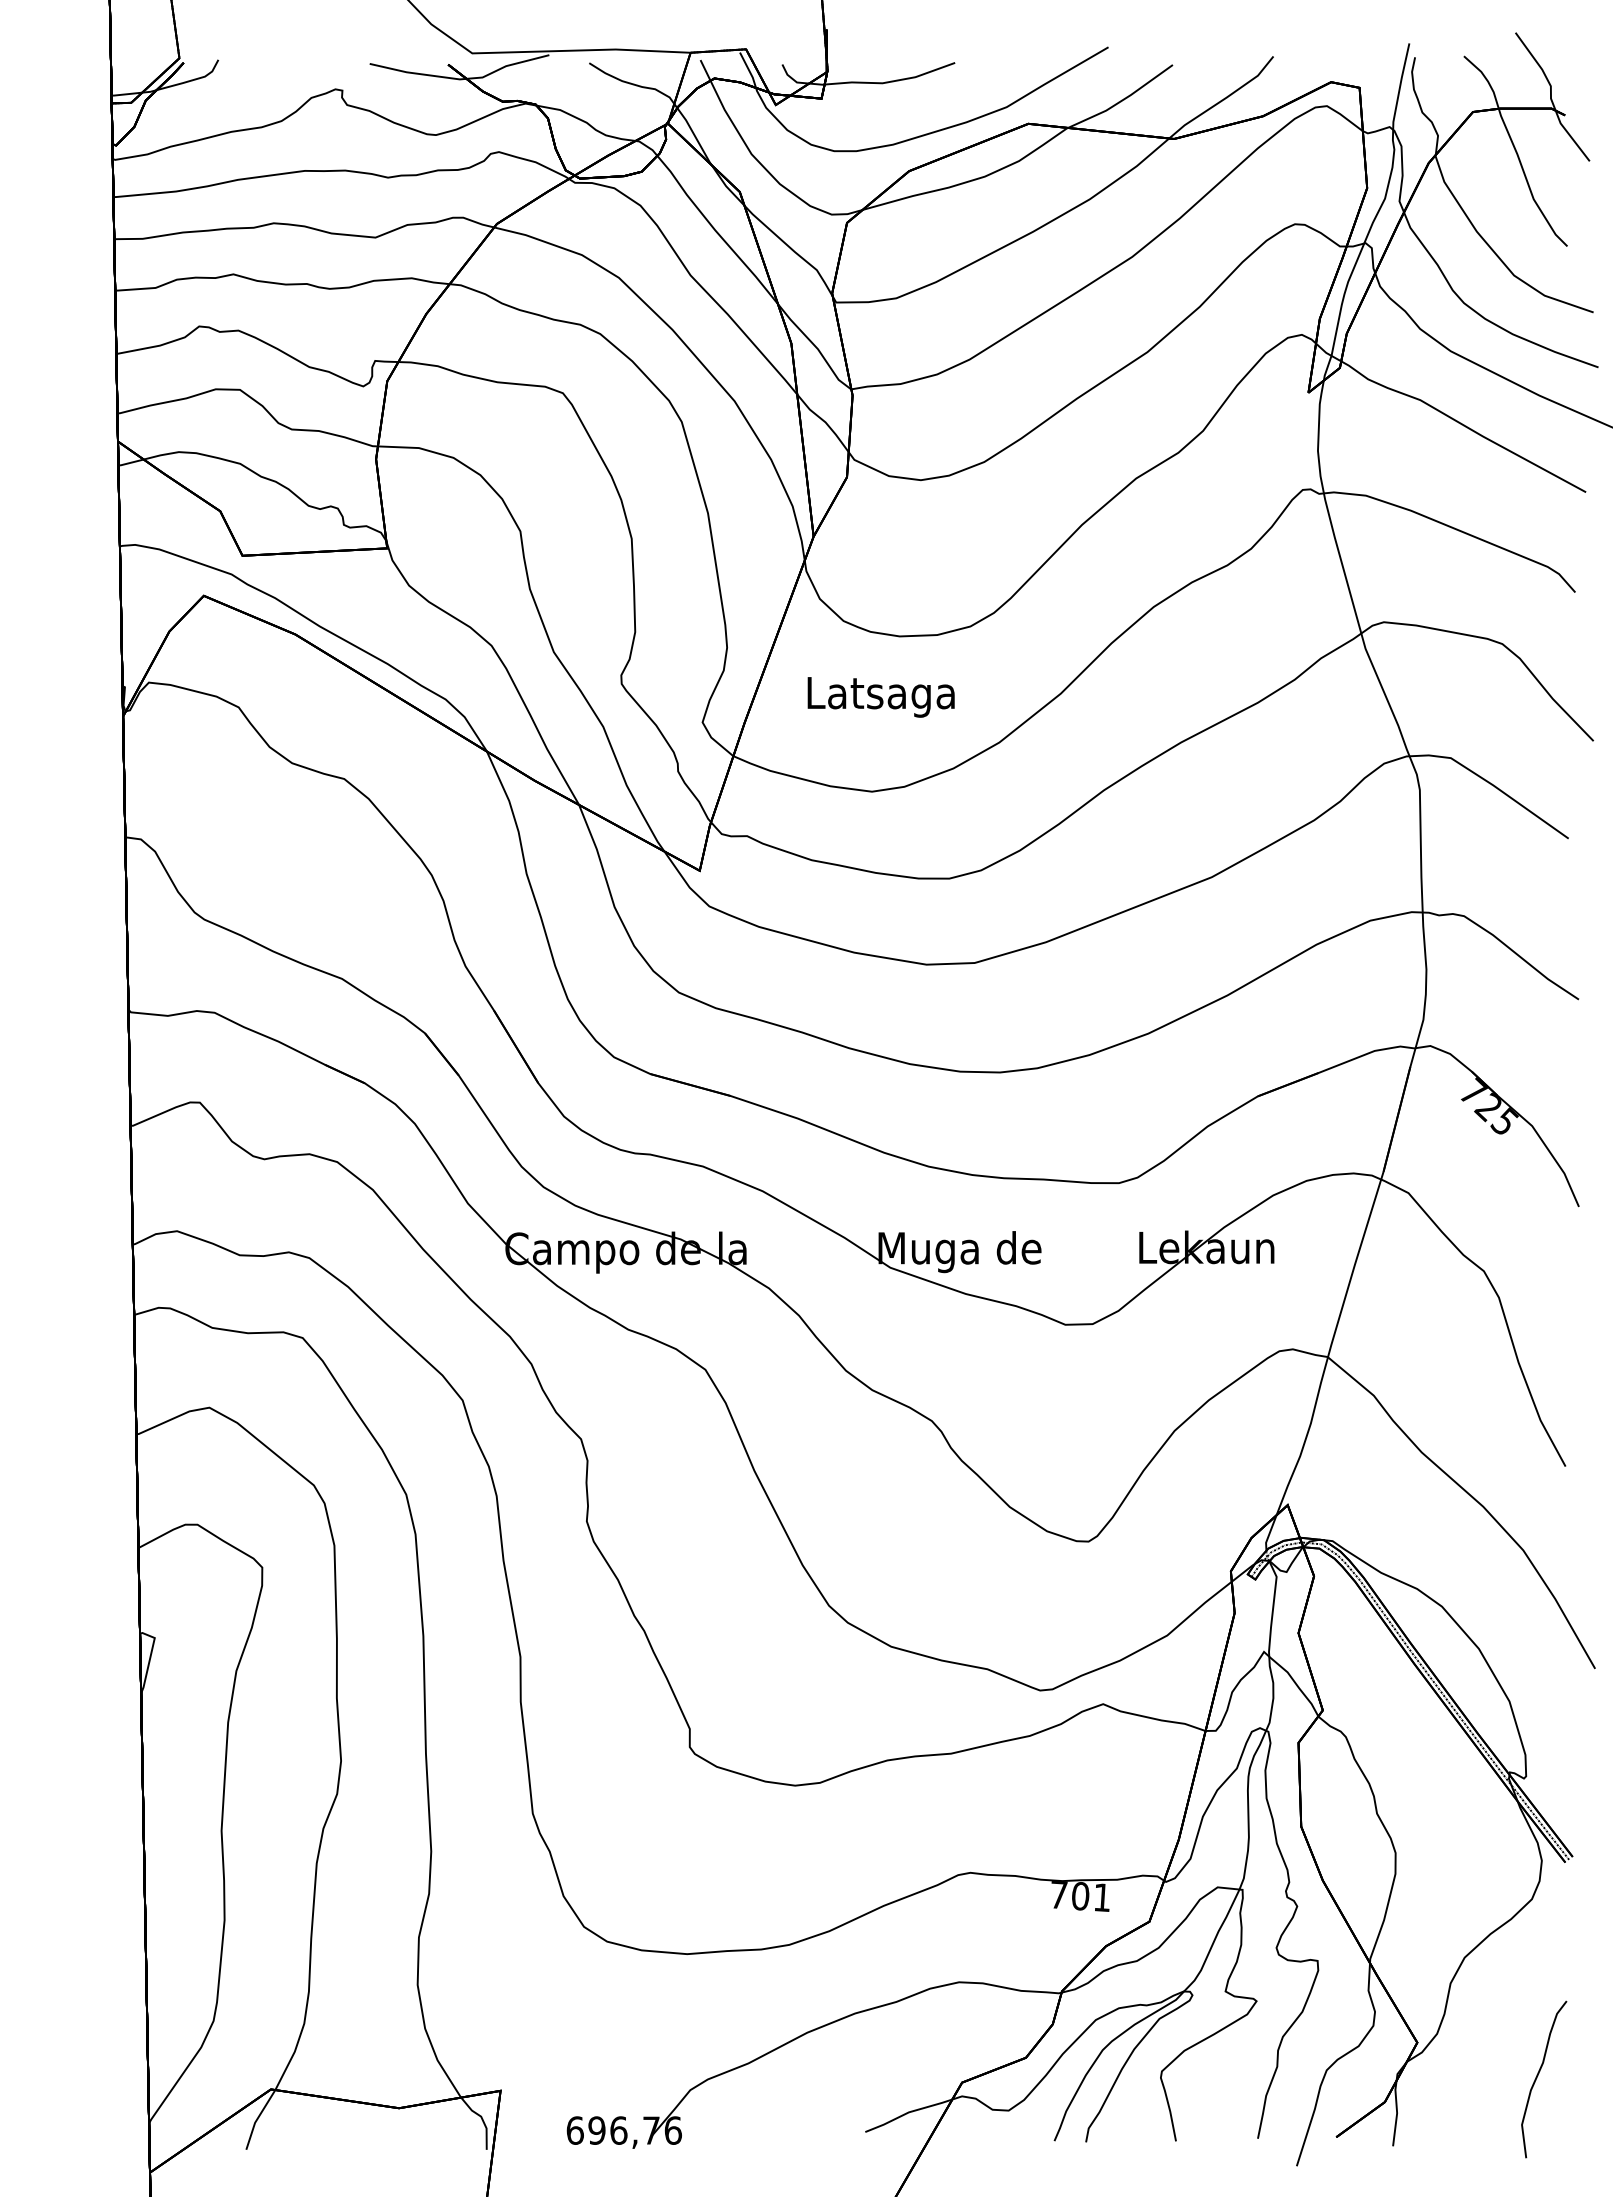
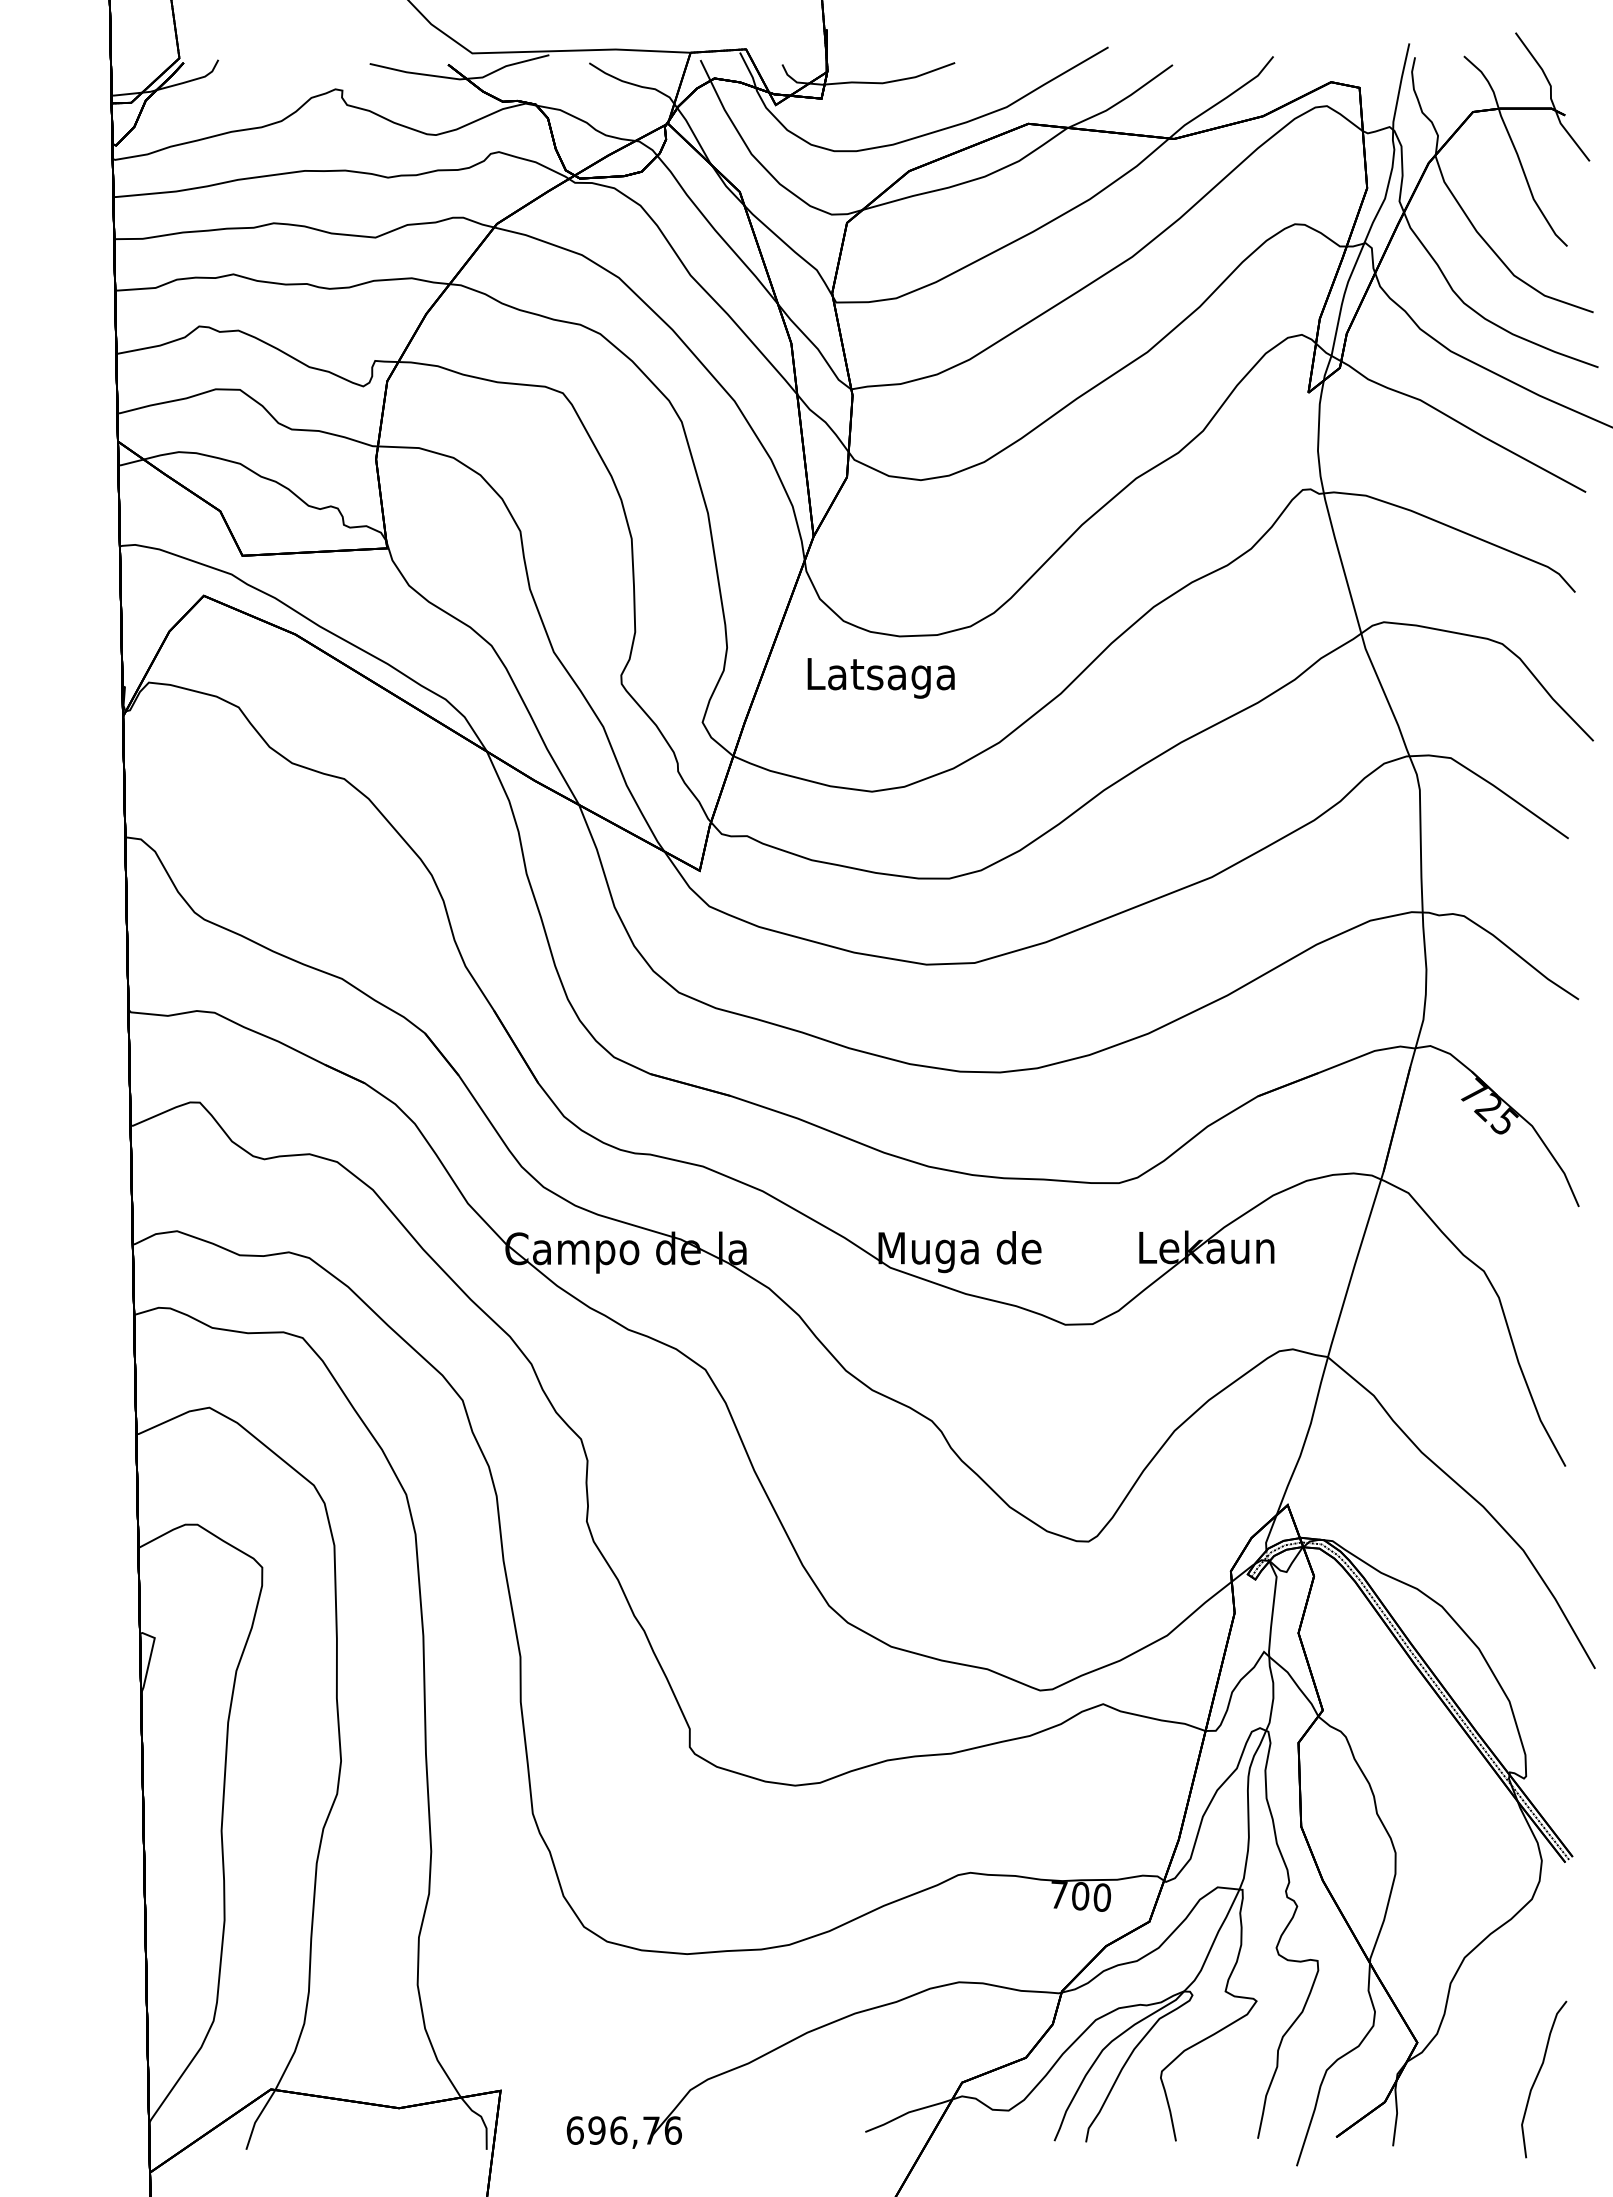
text position: (880, 697) -> (880, 678) (880, 678)
text: 701 -> 700 (1102, 1897)
